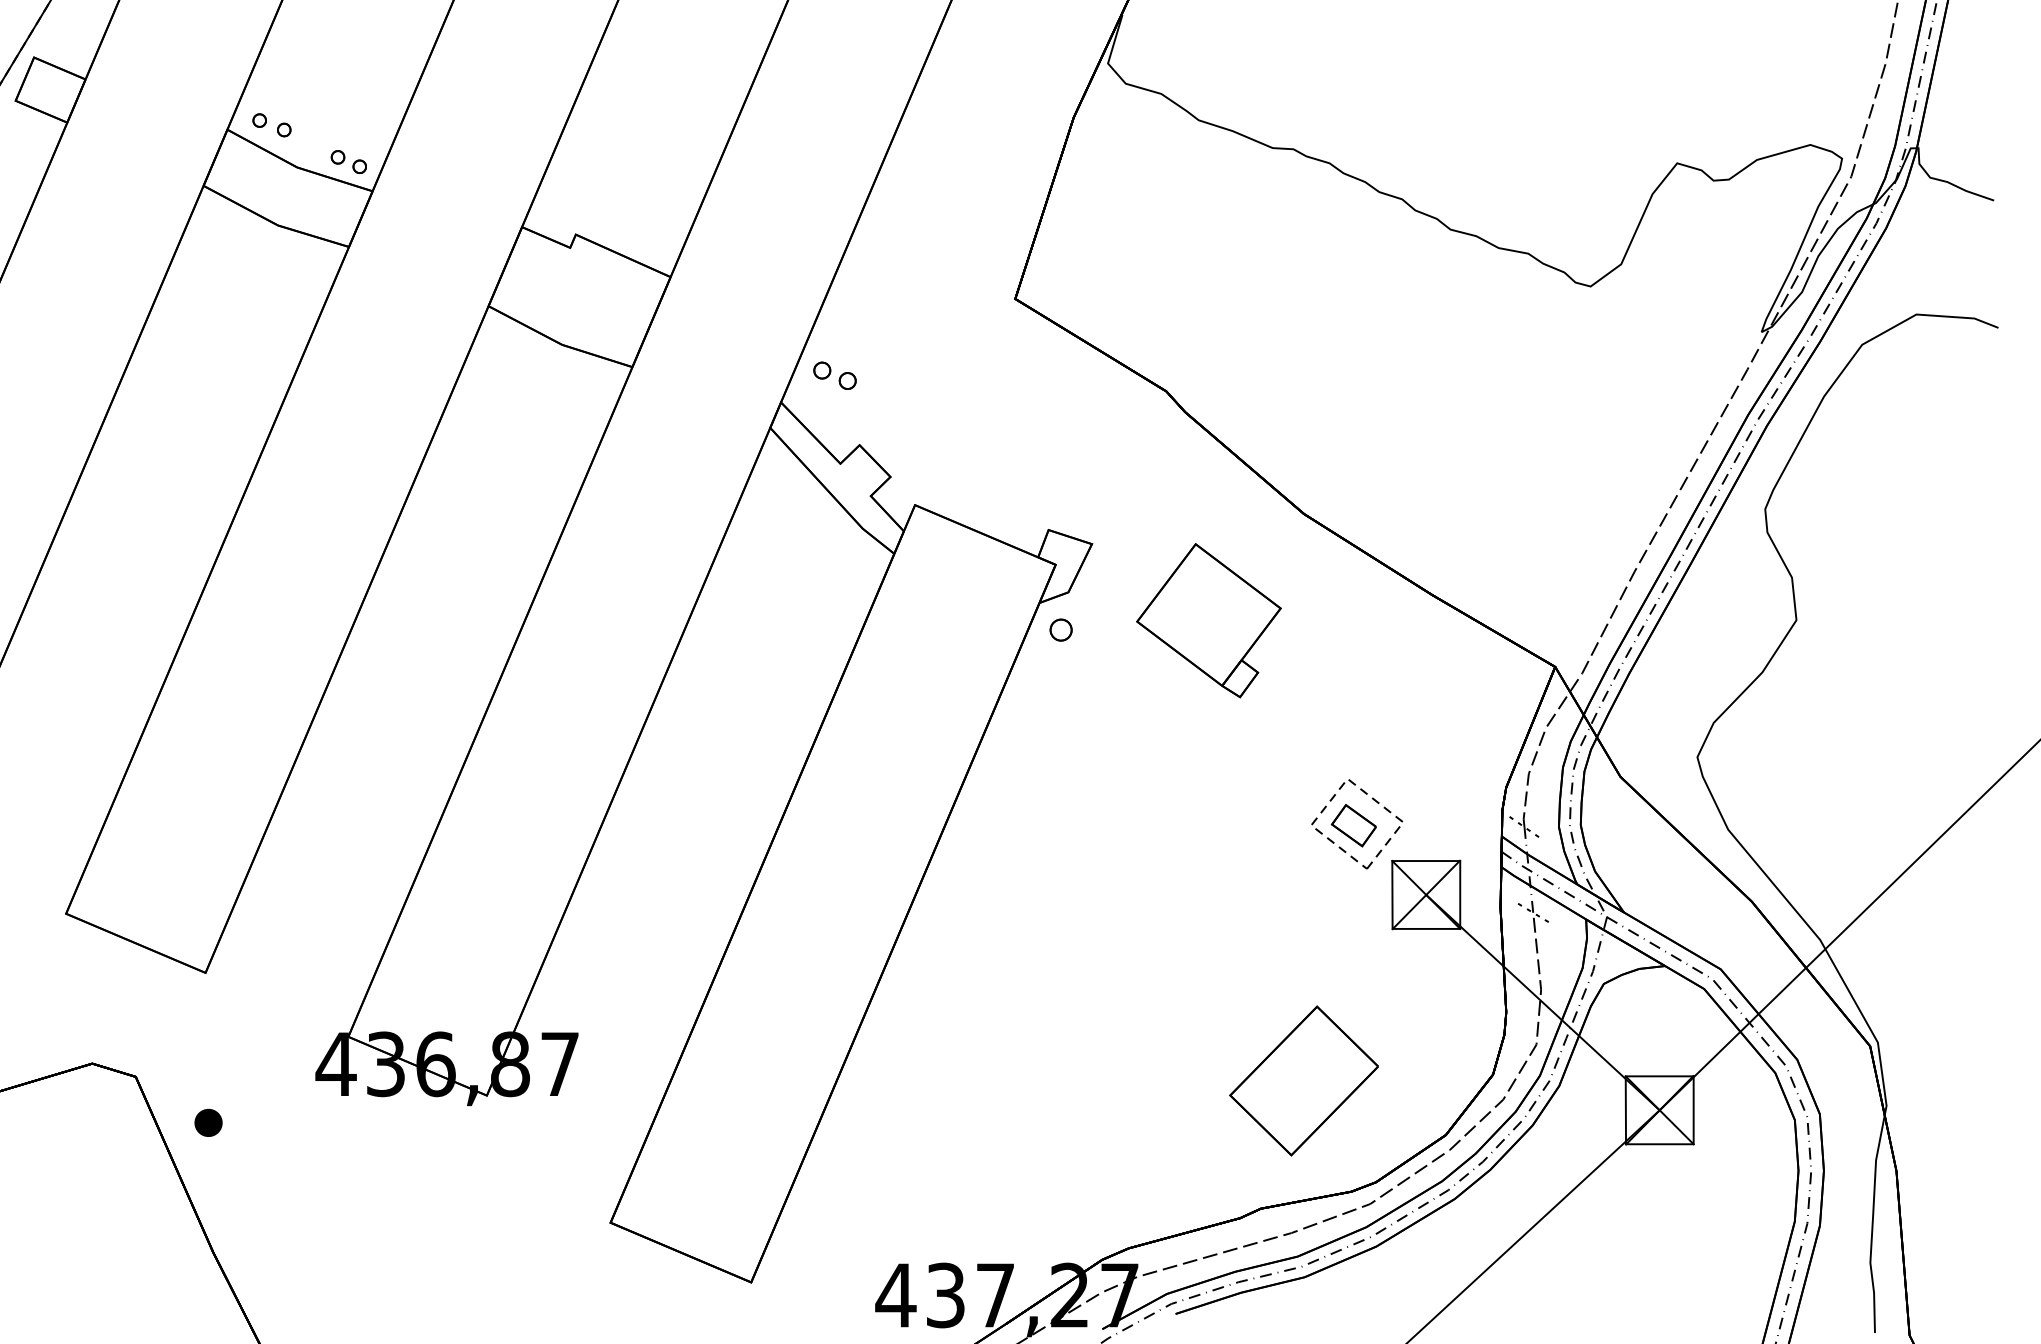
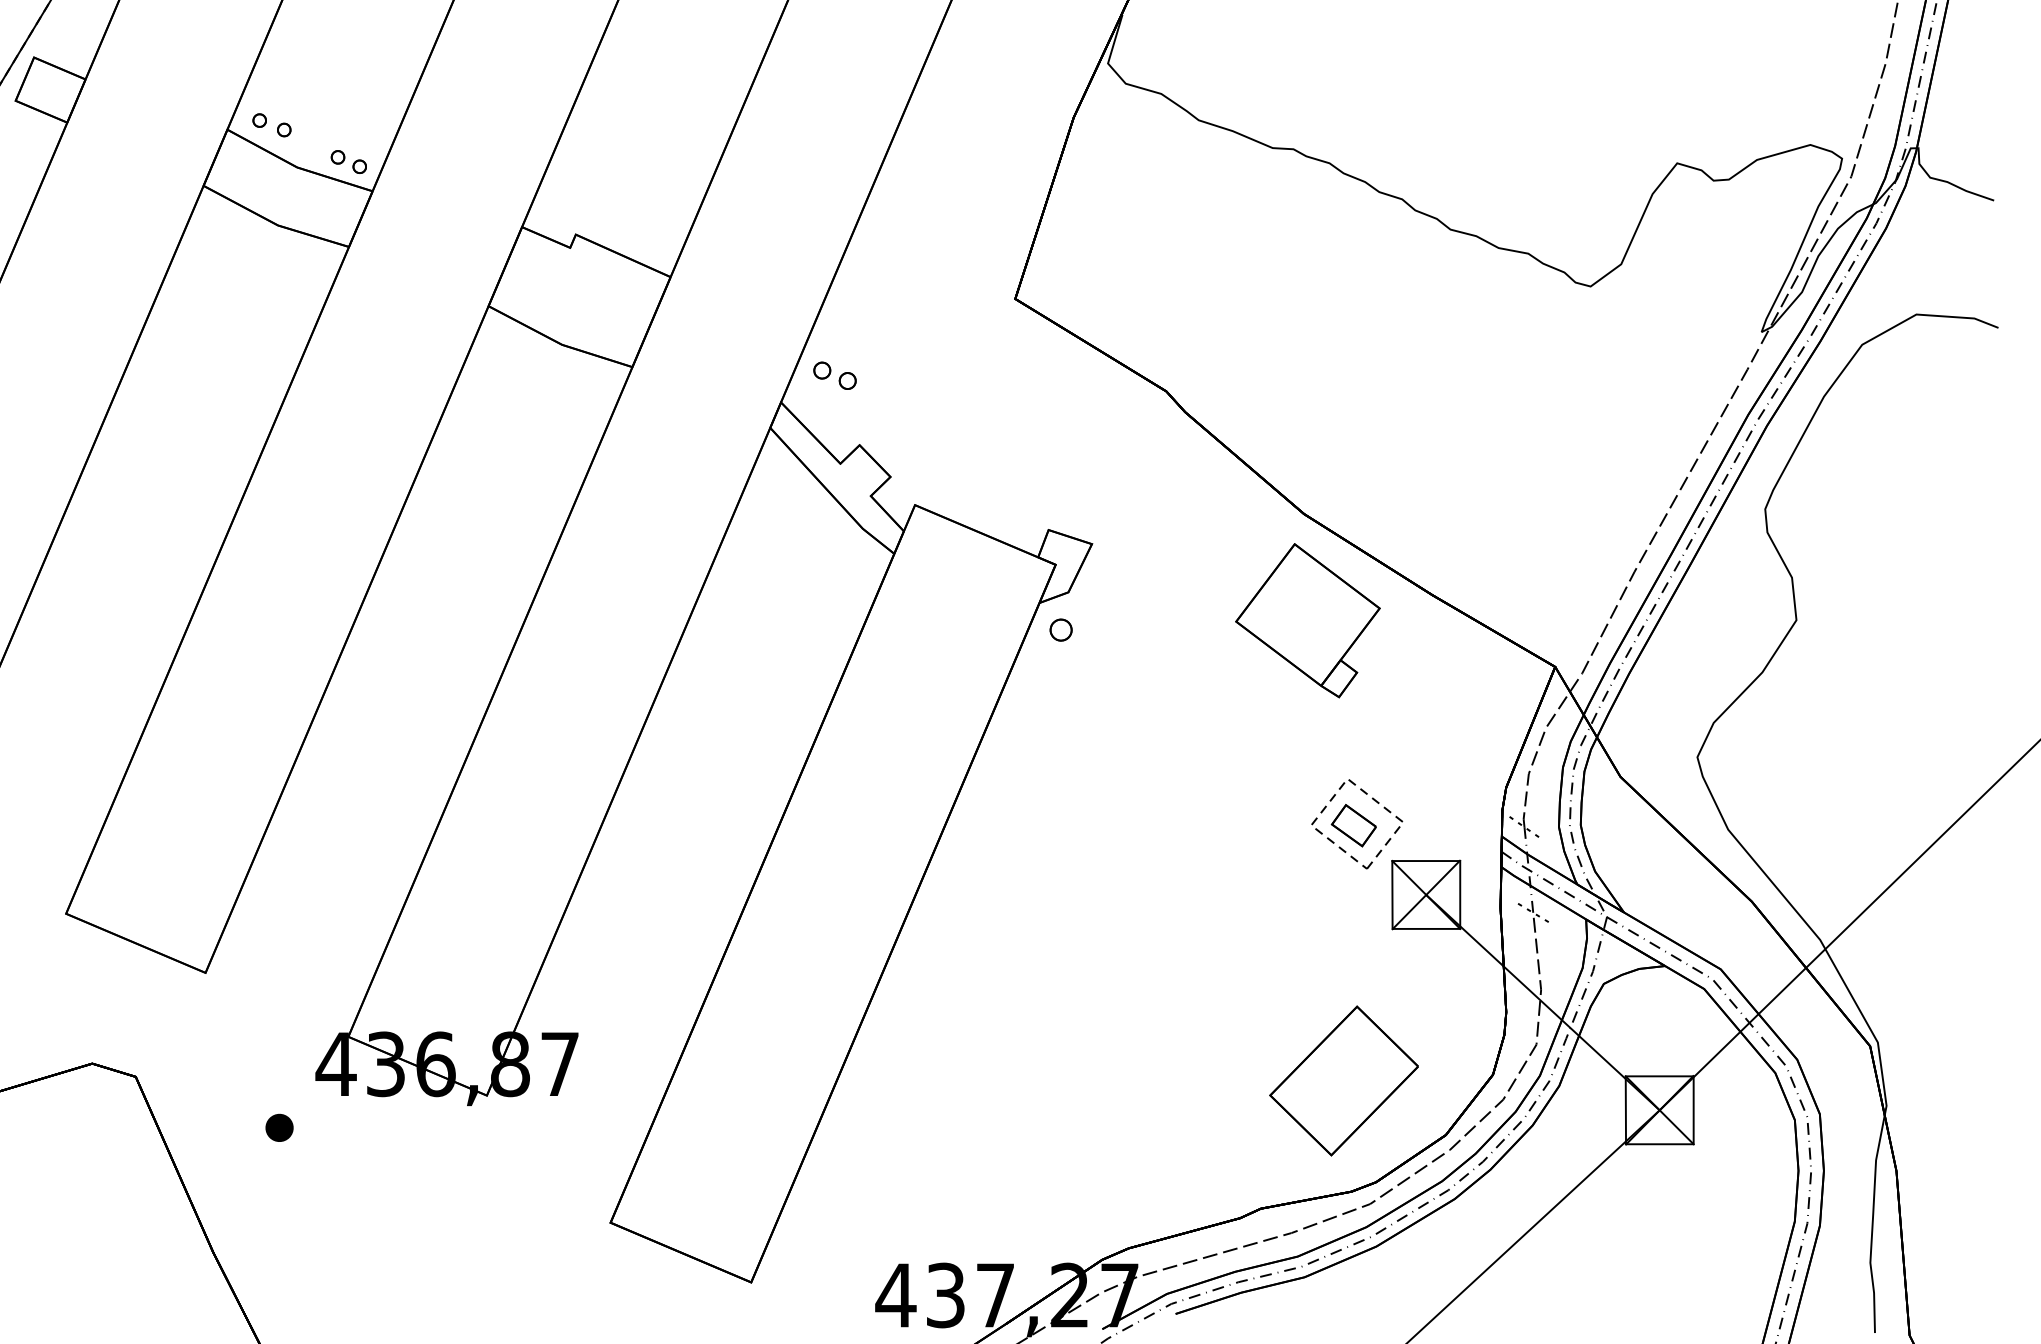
part position: (1208, 620) -> (1307, 620) (1307, 620)
part position: (1303, 1080) -> (1343, 1080) (1343, 1080)
part position: (208, 1122) -> (279, 1127) (279, 1127)
